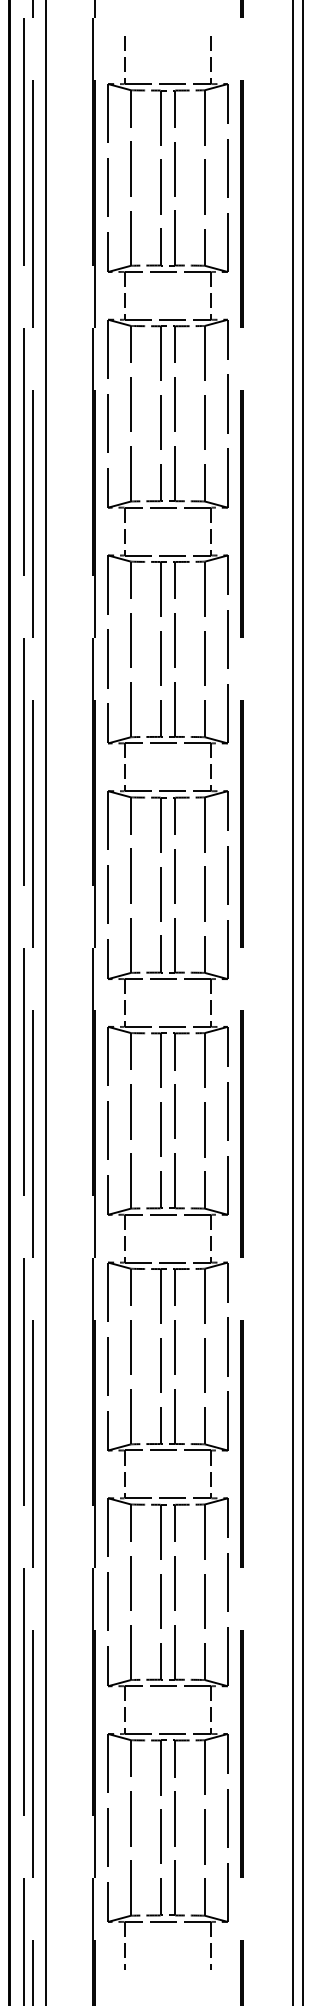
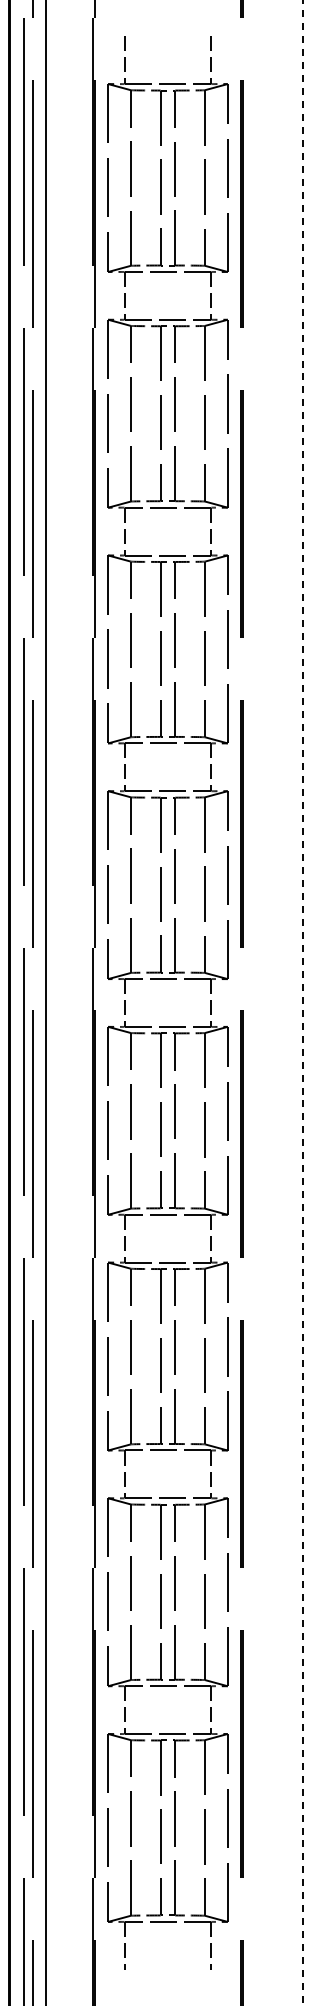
line: present -> none (293, 1002)
line: solid -> dashed (302, 1002)
